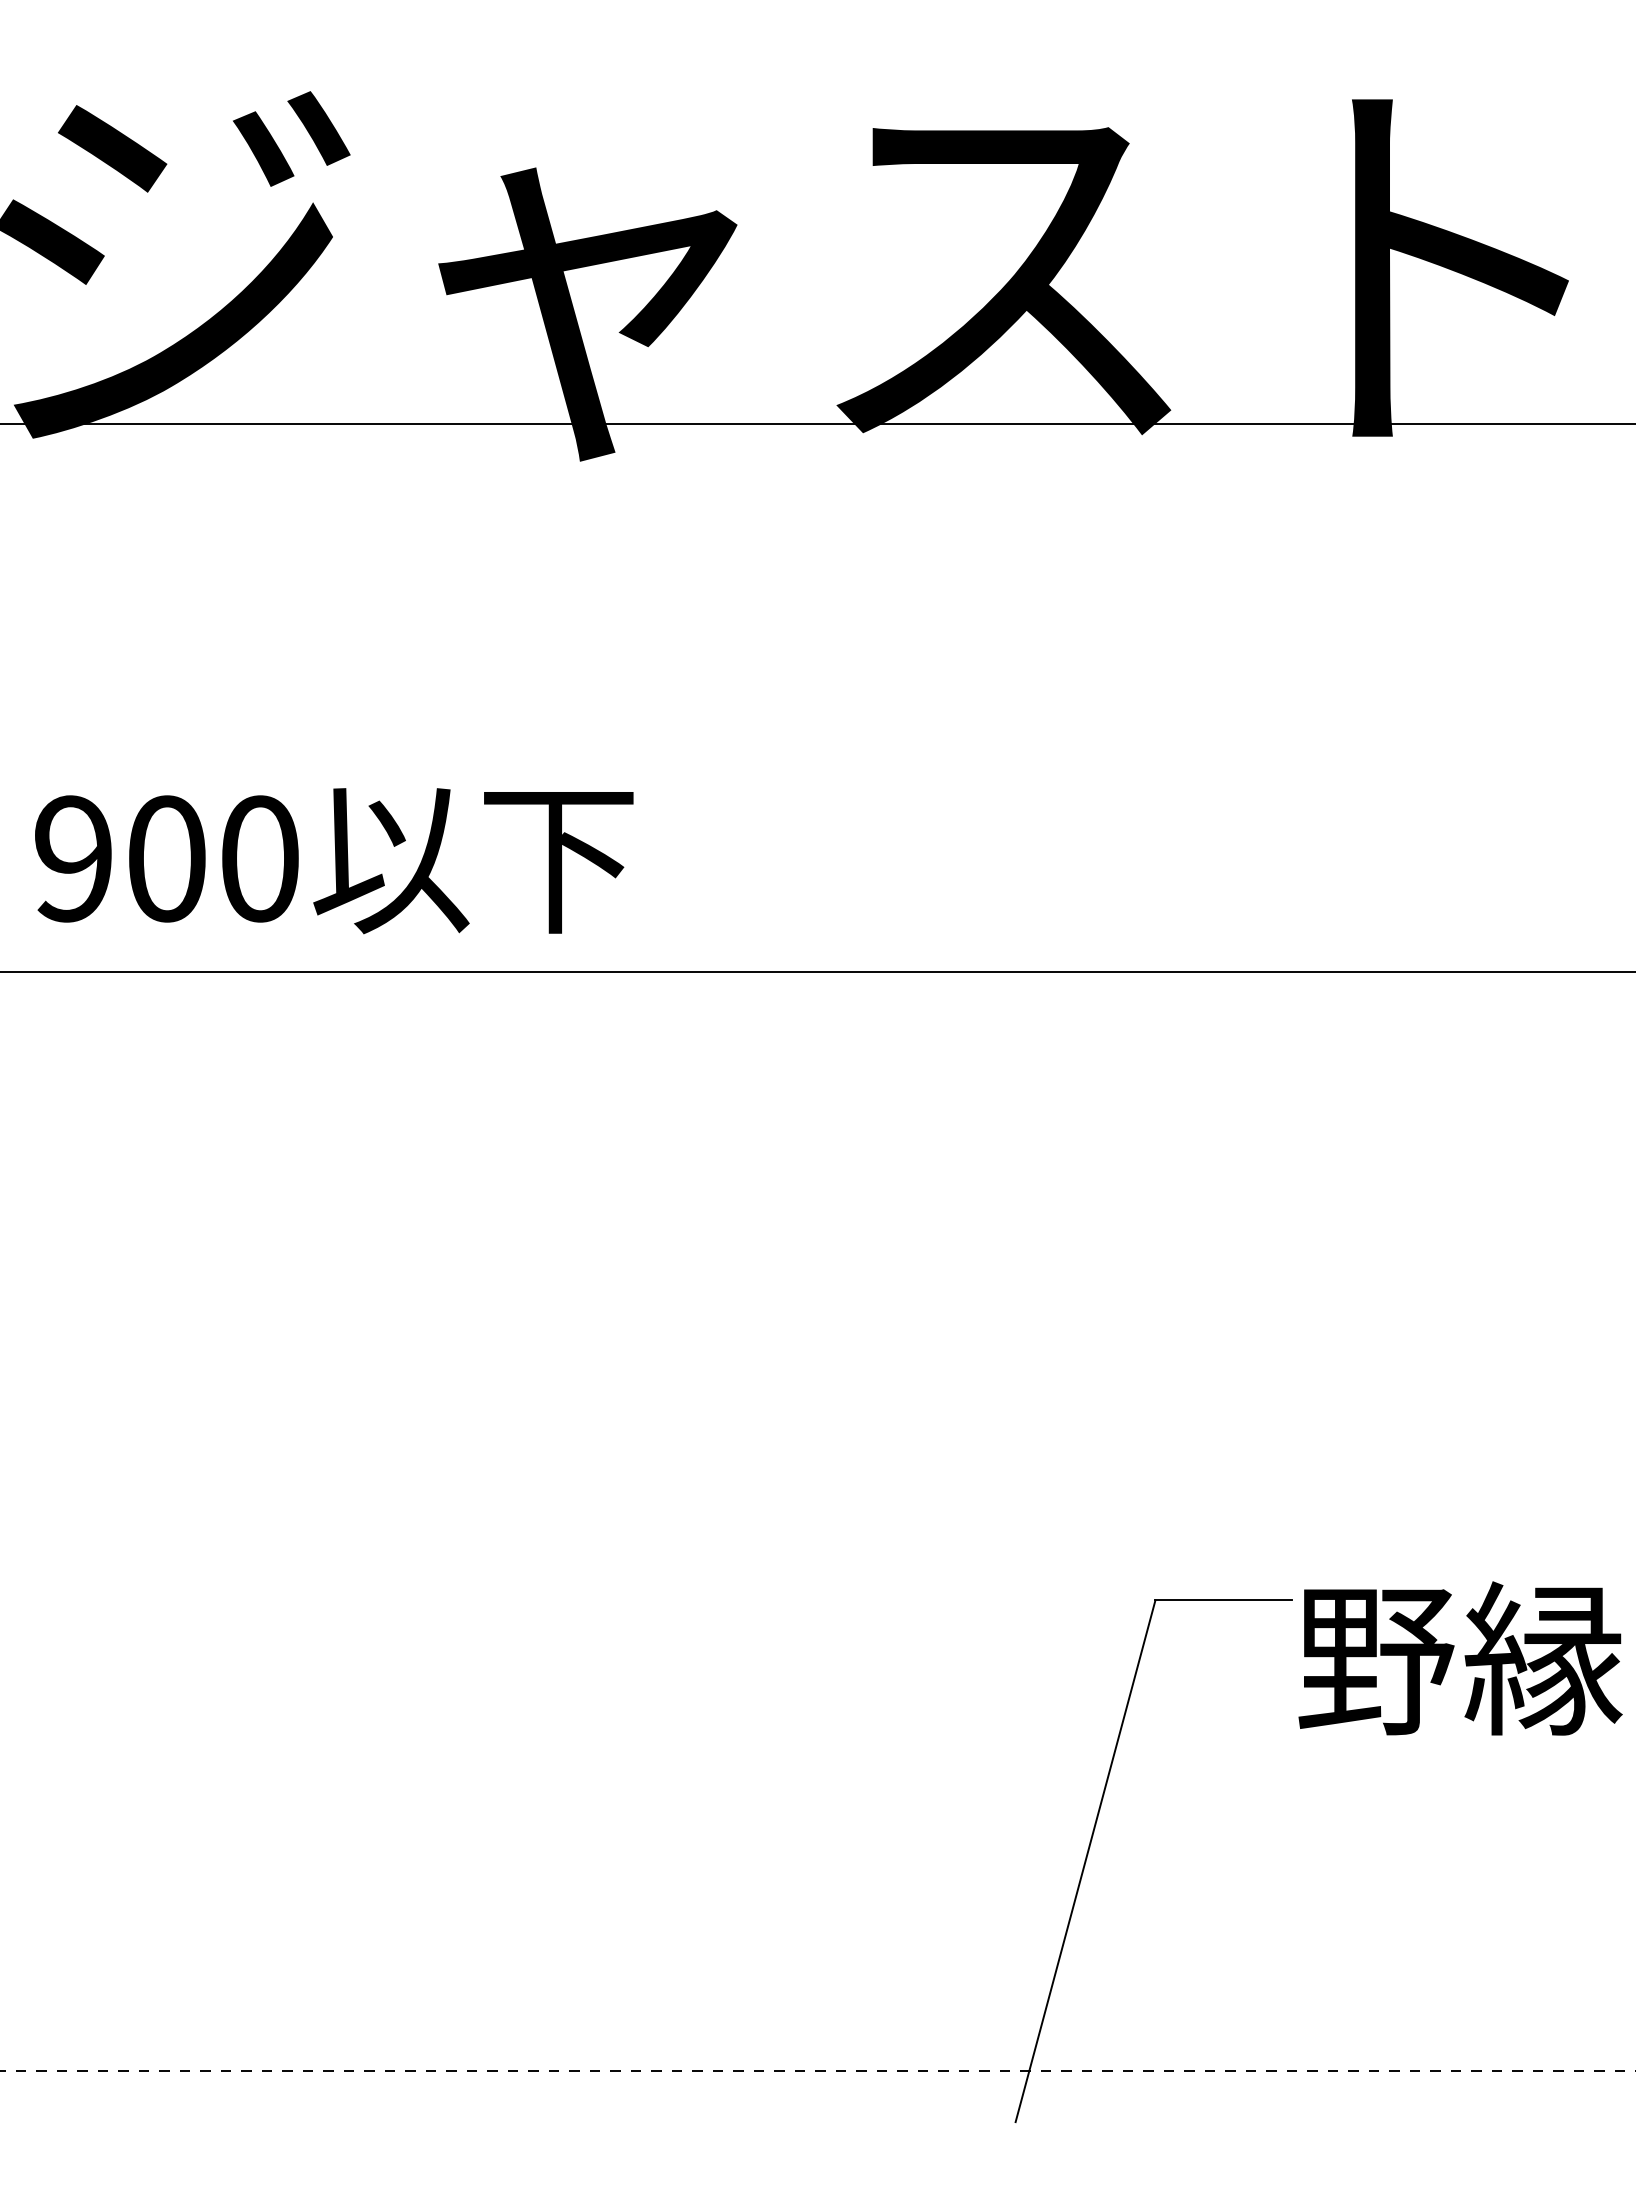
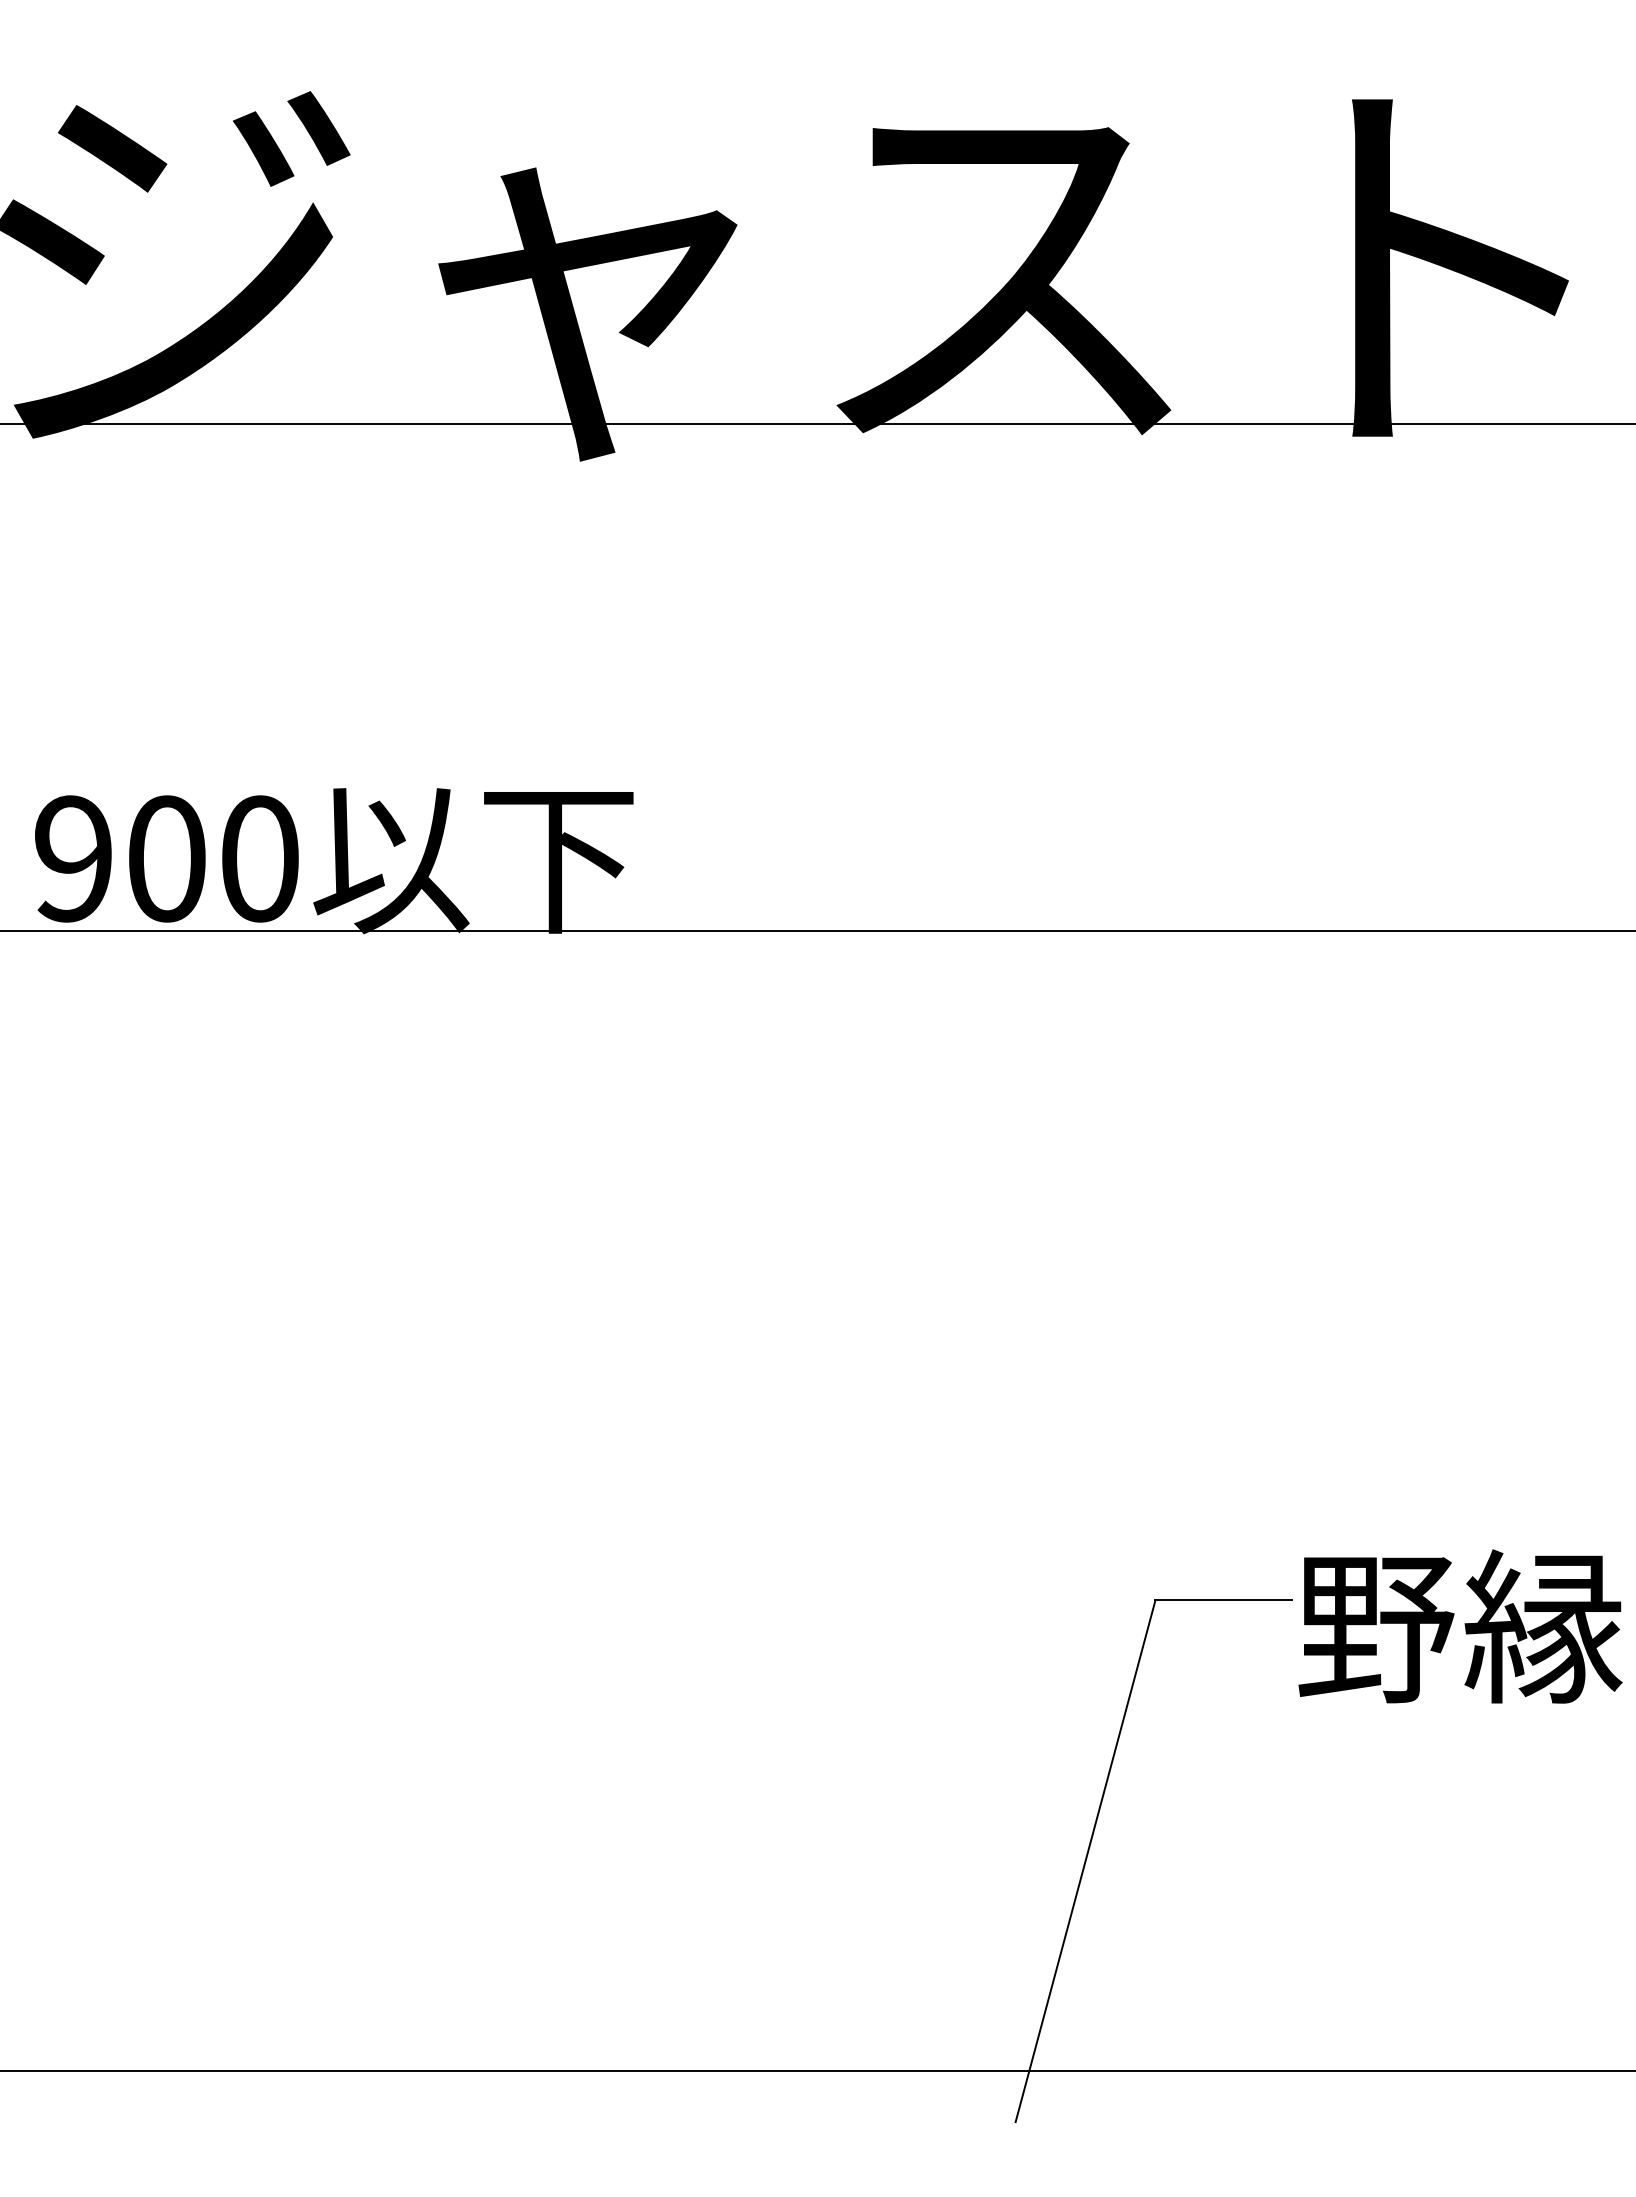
line position: (817, 971) -> (817, 930) (817, 930)
text position: (1460, 1658) -> (1460, 1626) (1460, 1626)
line: dashed -> solid (818, 2070)
